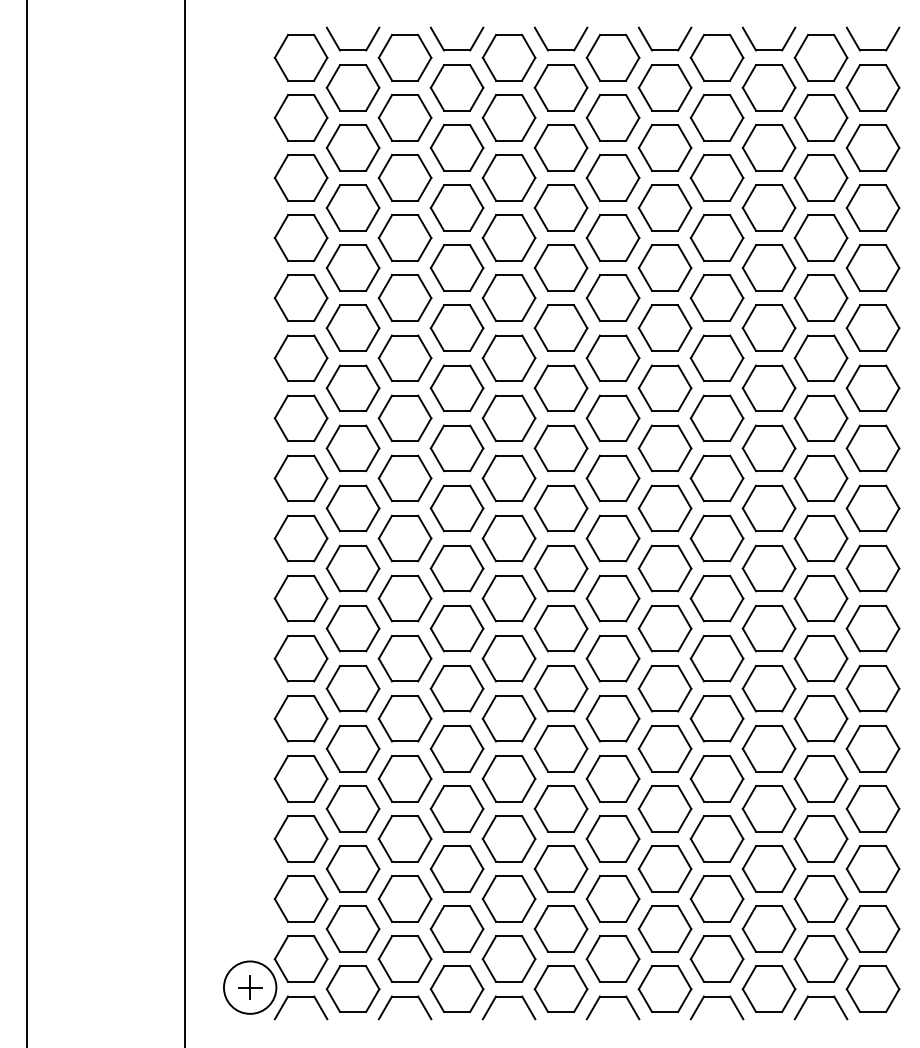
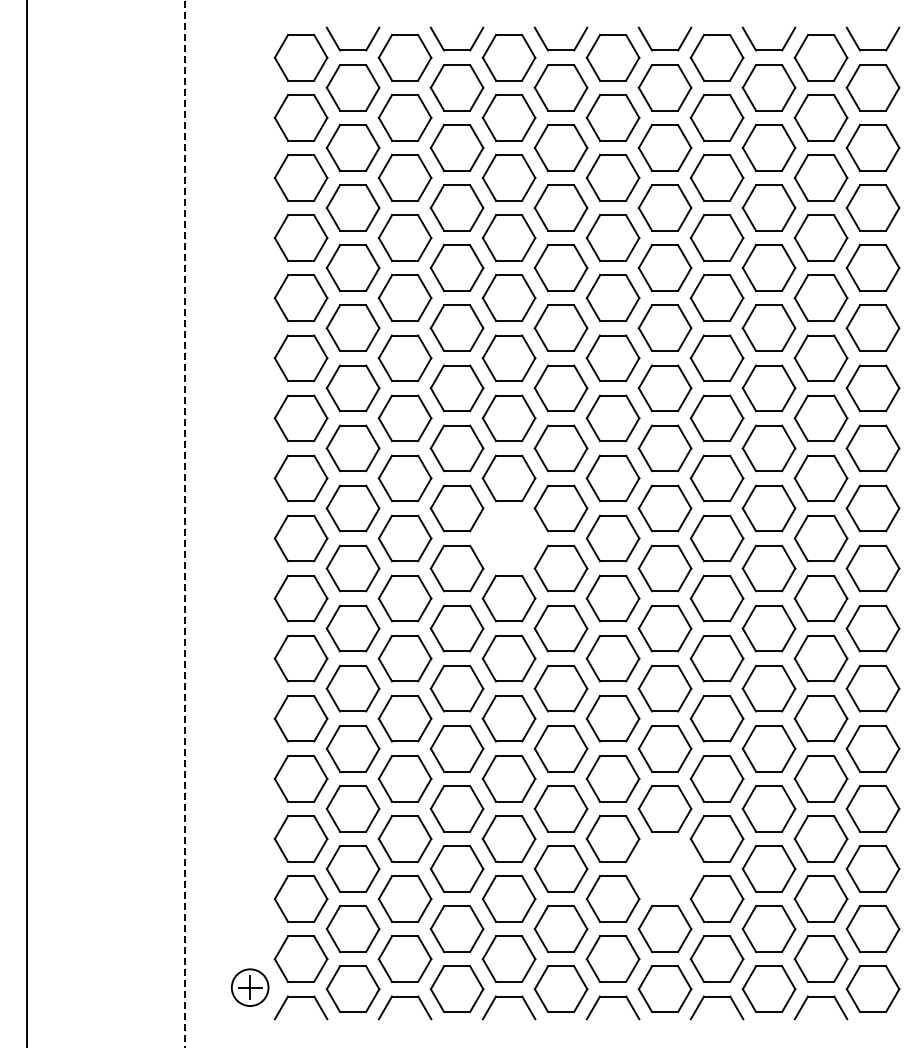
line: solid -> dashed (184, 523)
part: present -> none (508, 538)
part: present -> none (664, 868)
circle diameter: 52 px -> 37 px (249, 987)
